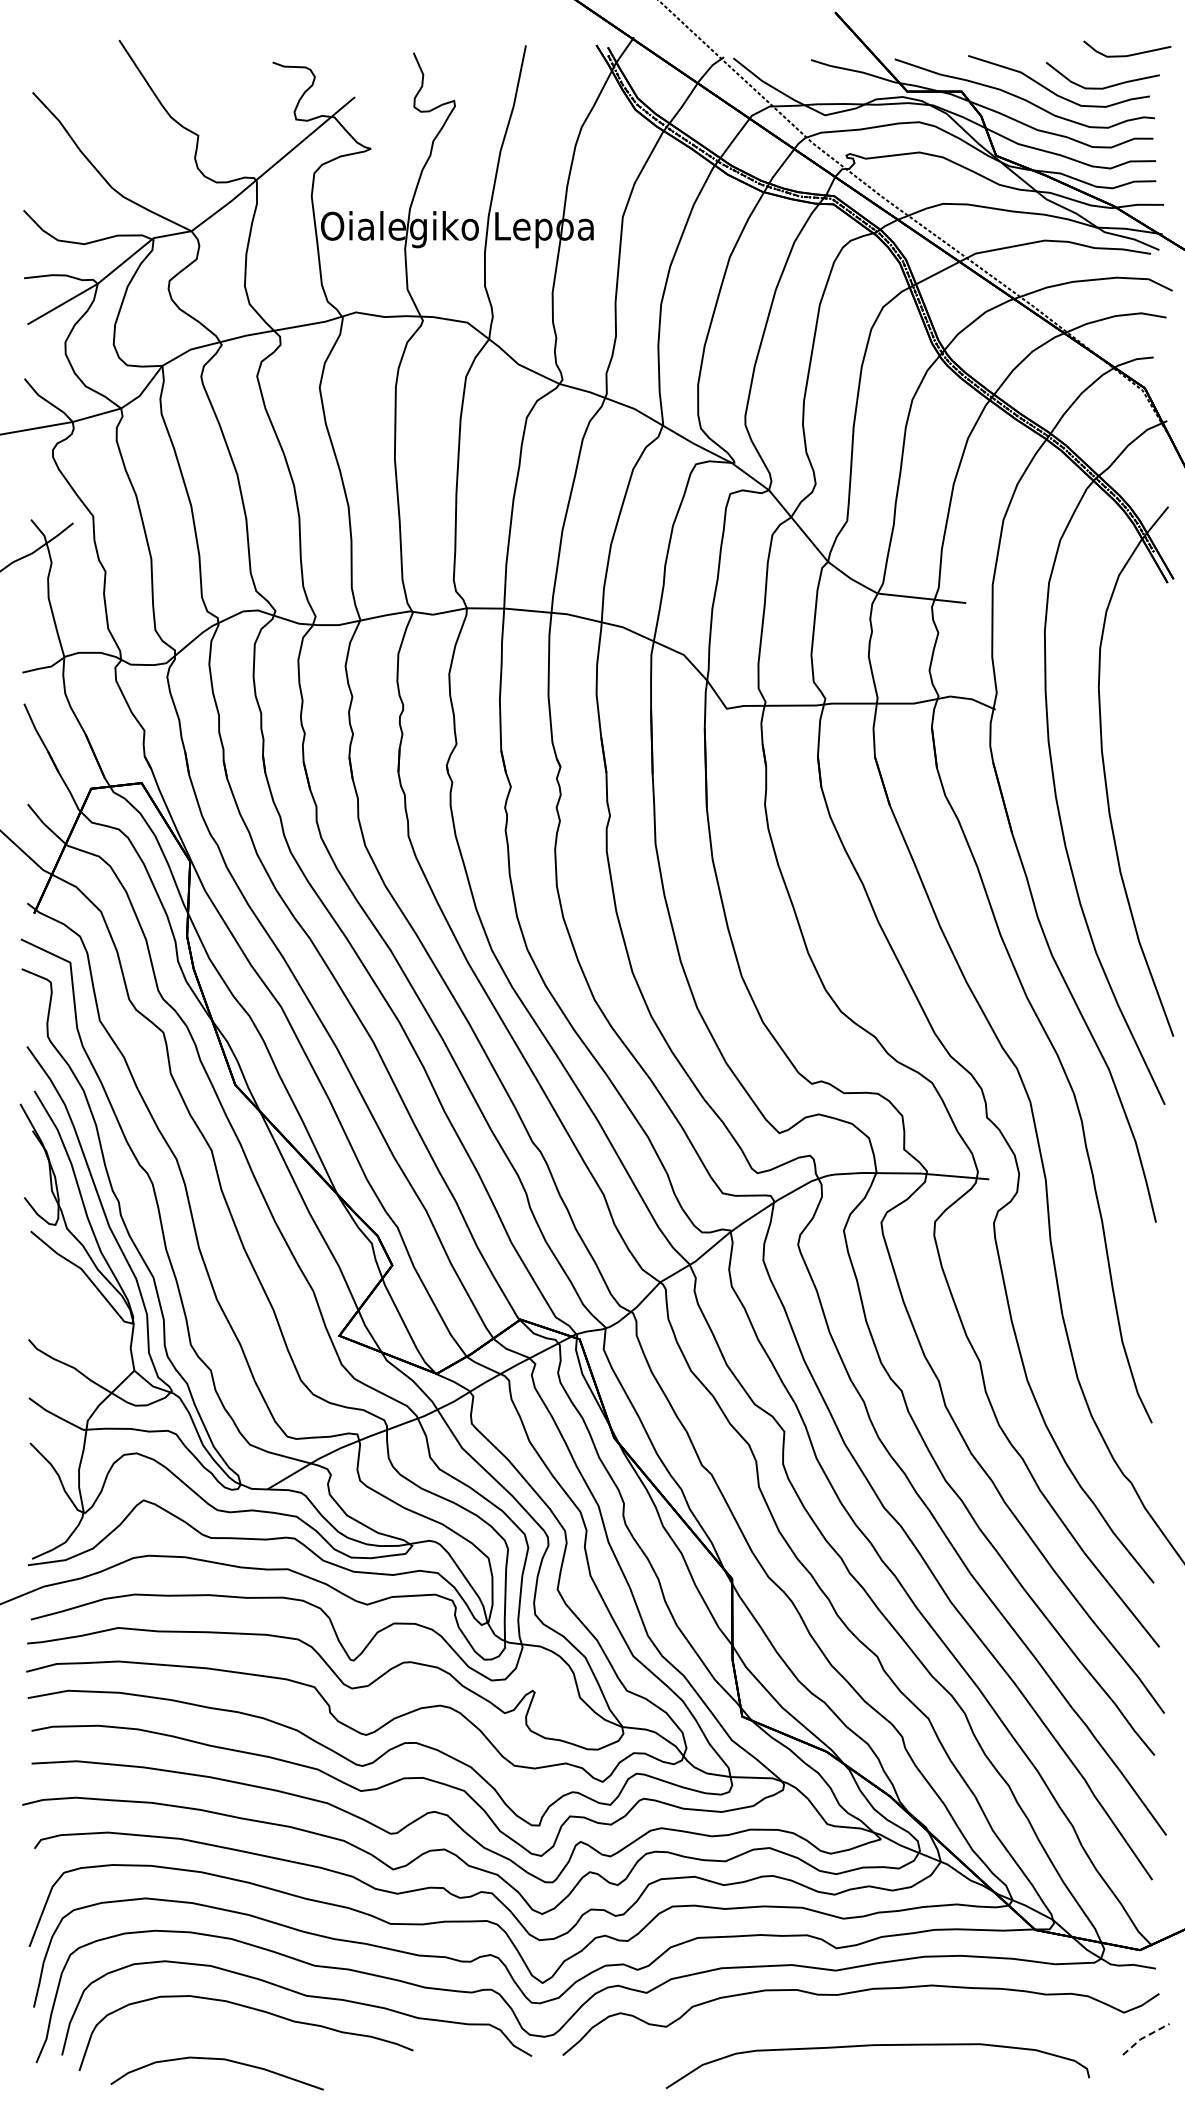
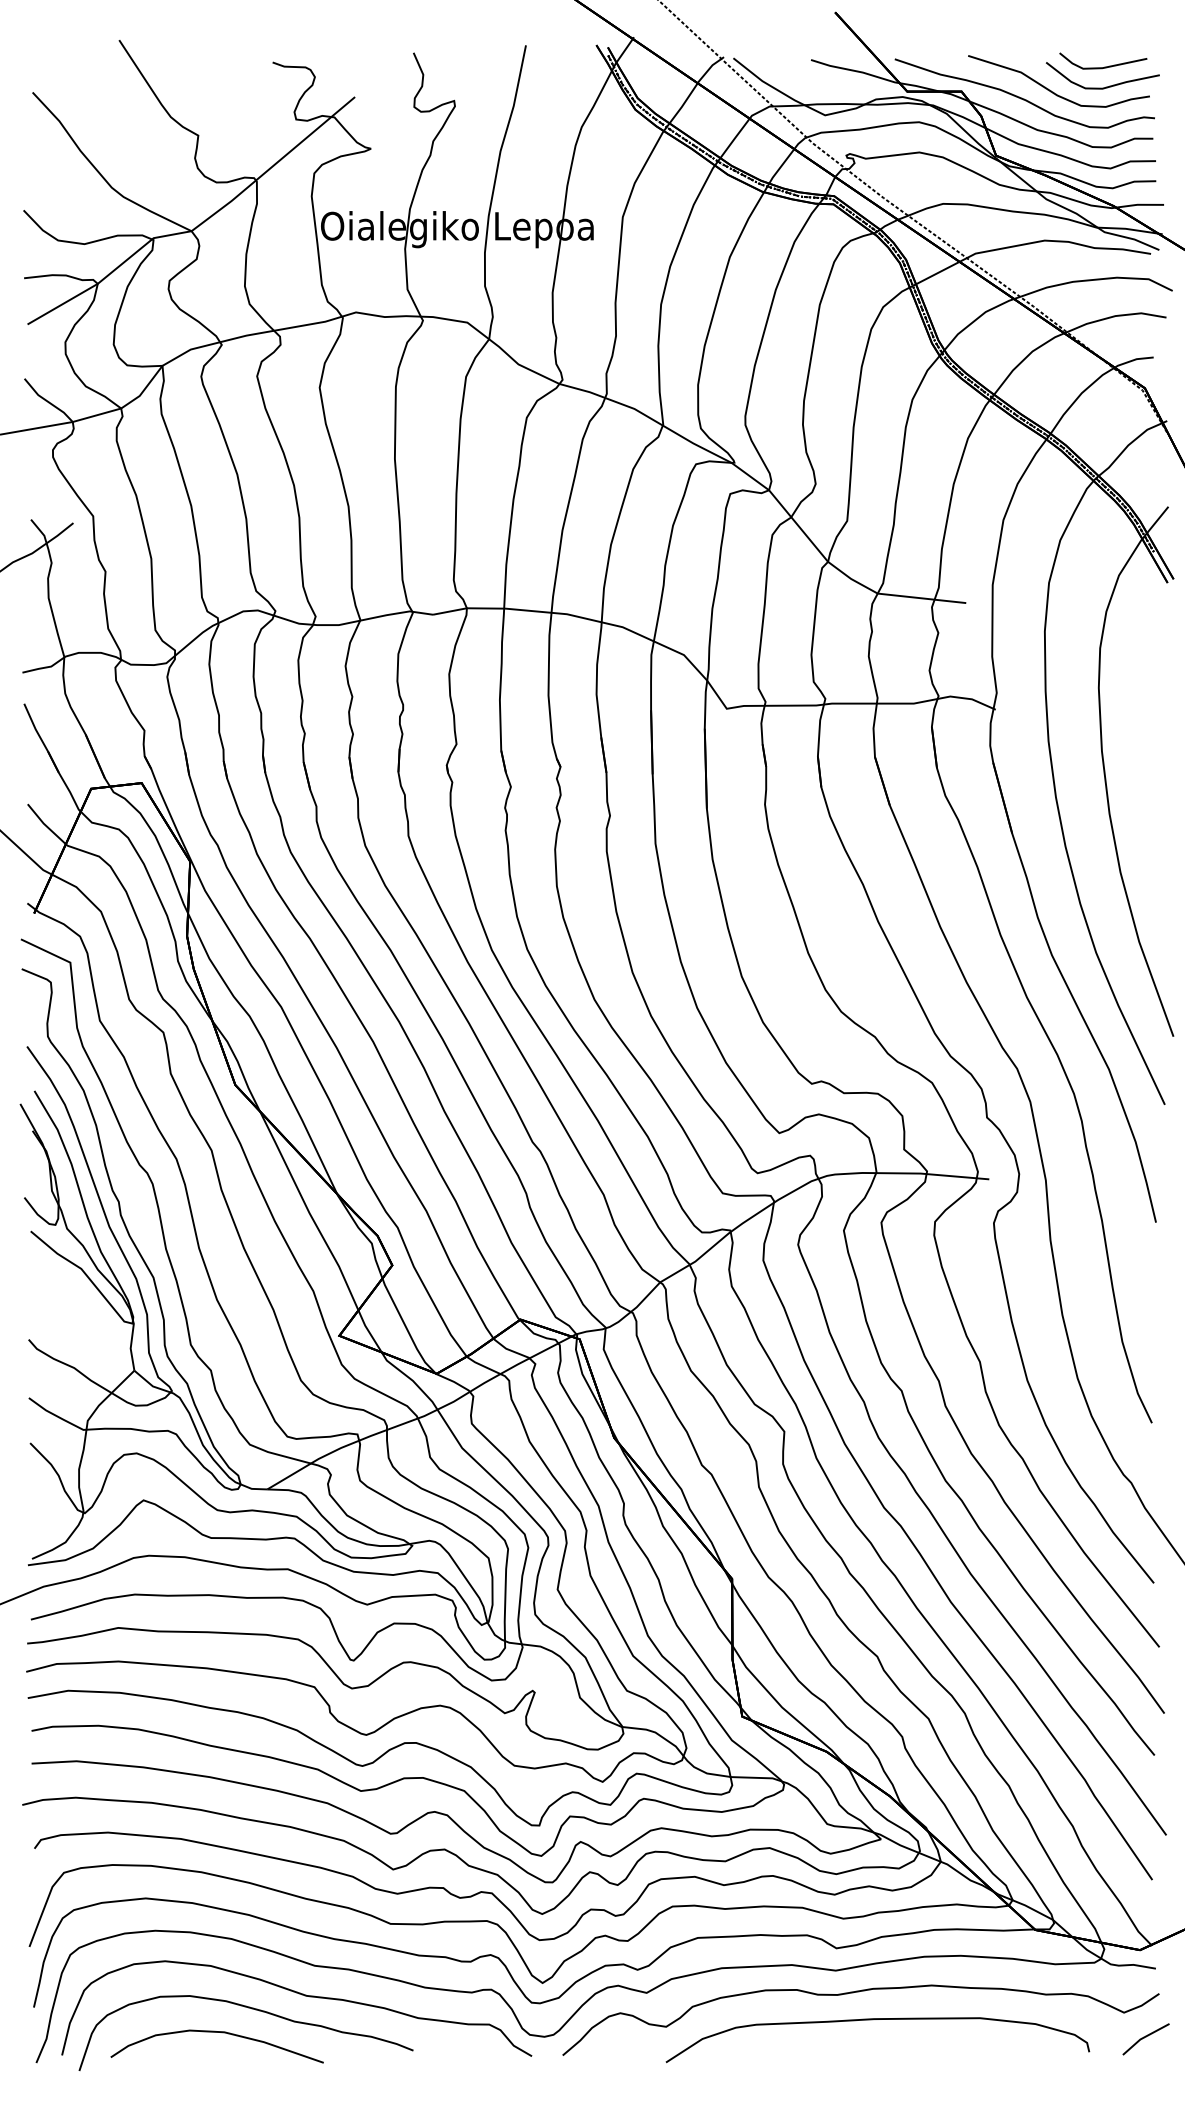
line position: (1128, 54) -> (1104, 66) (1104, 66)
line: dashed -> solid (1144, 2037)
curve position: (873, 2046) -> (873, 2020) (873, 2020)
curve position: (216, 2059) -> (216, 2032) (216, 2032)
